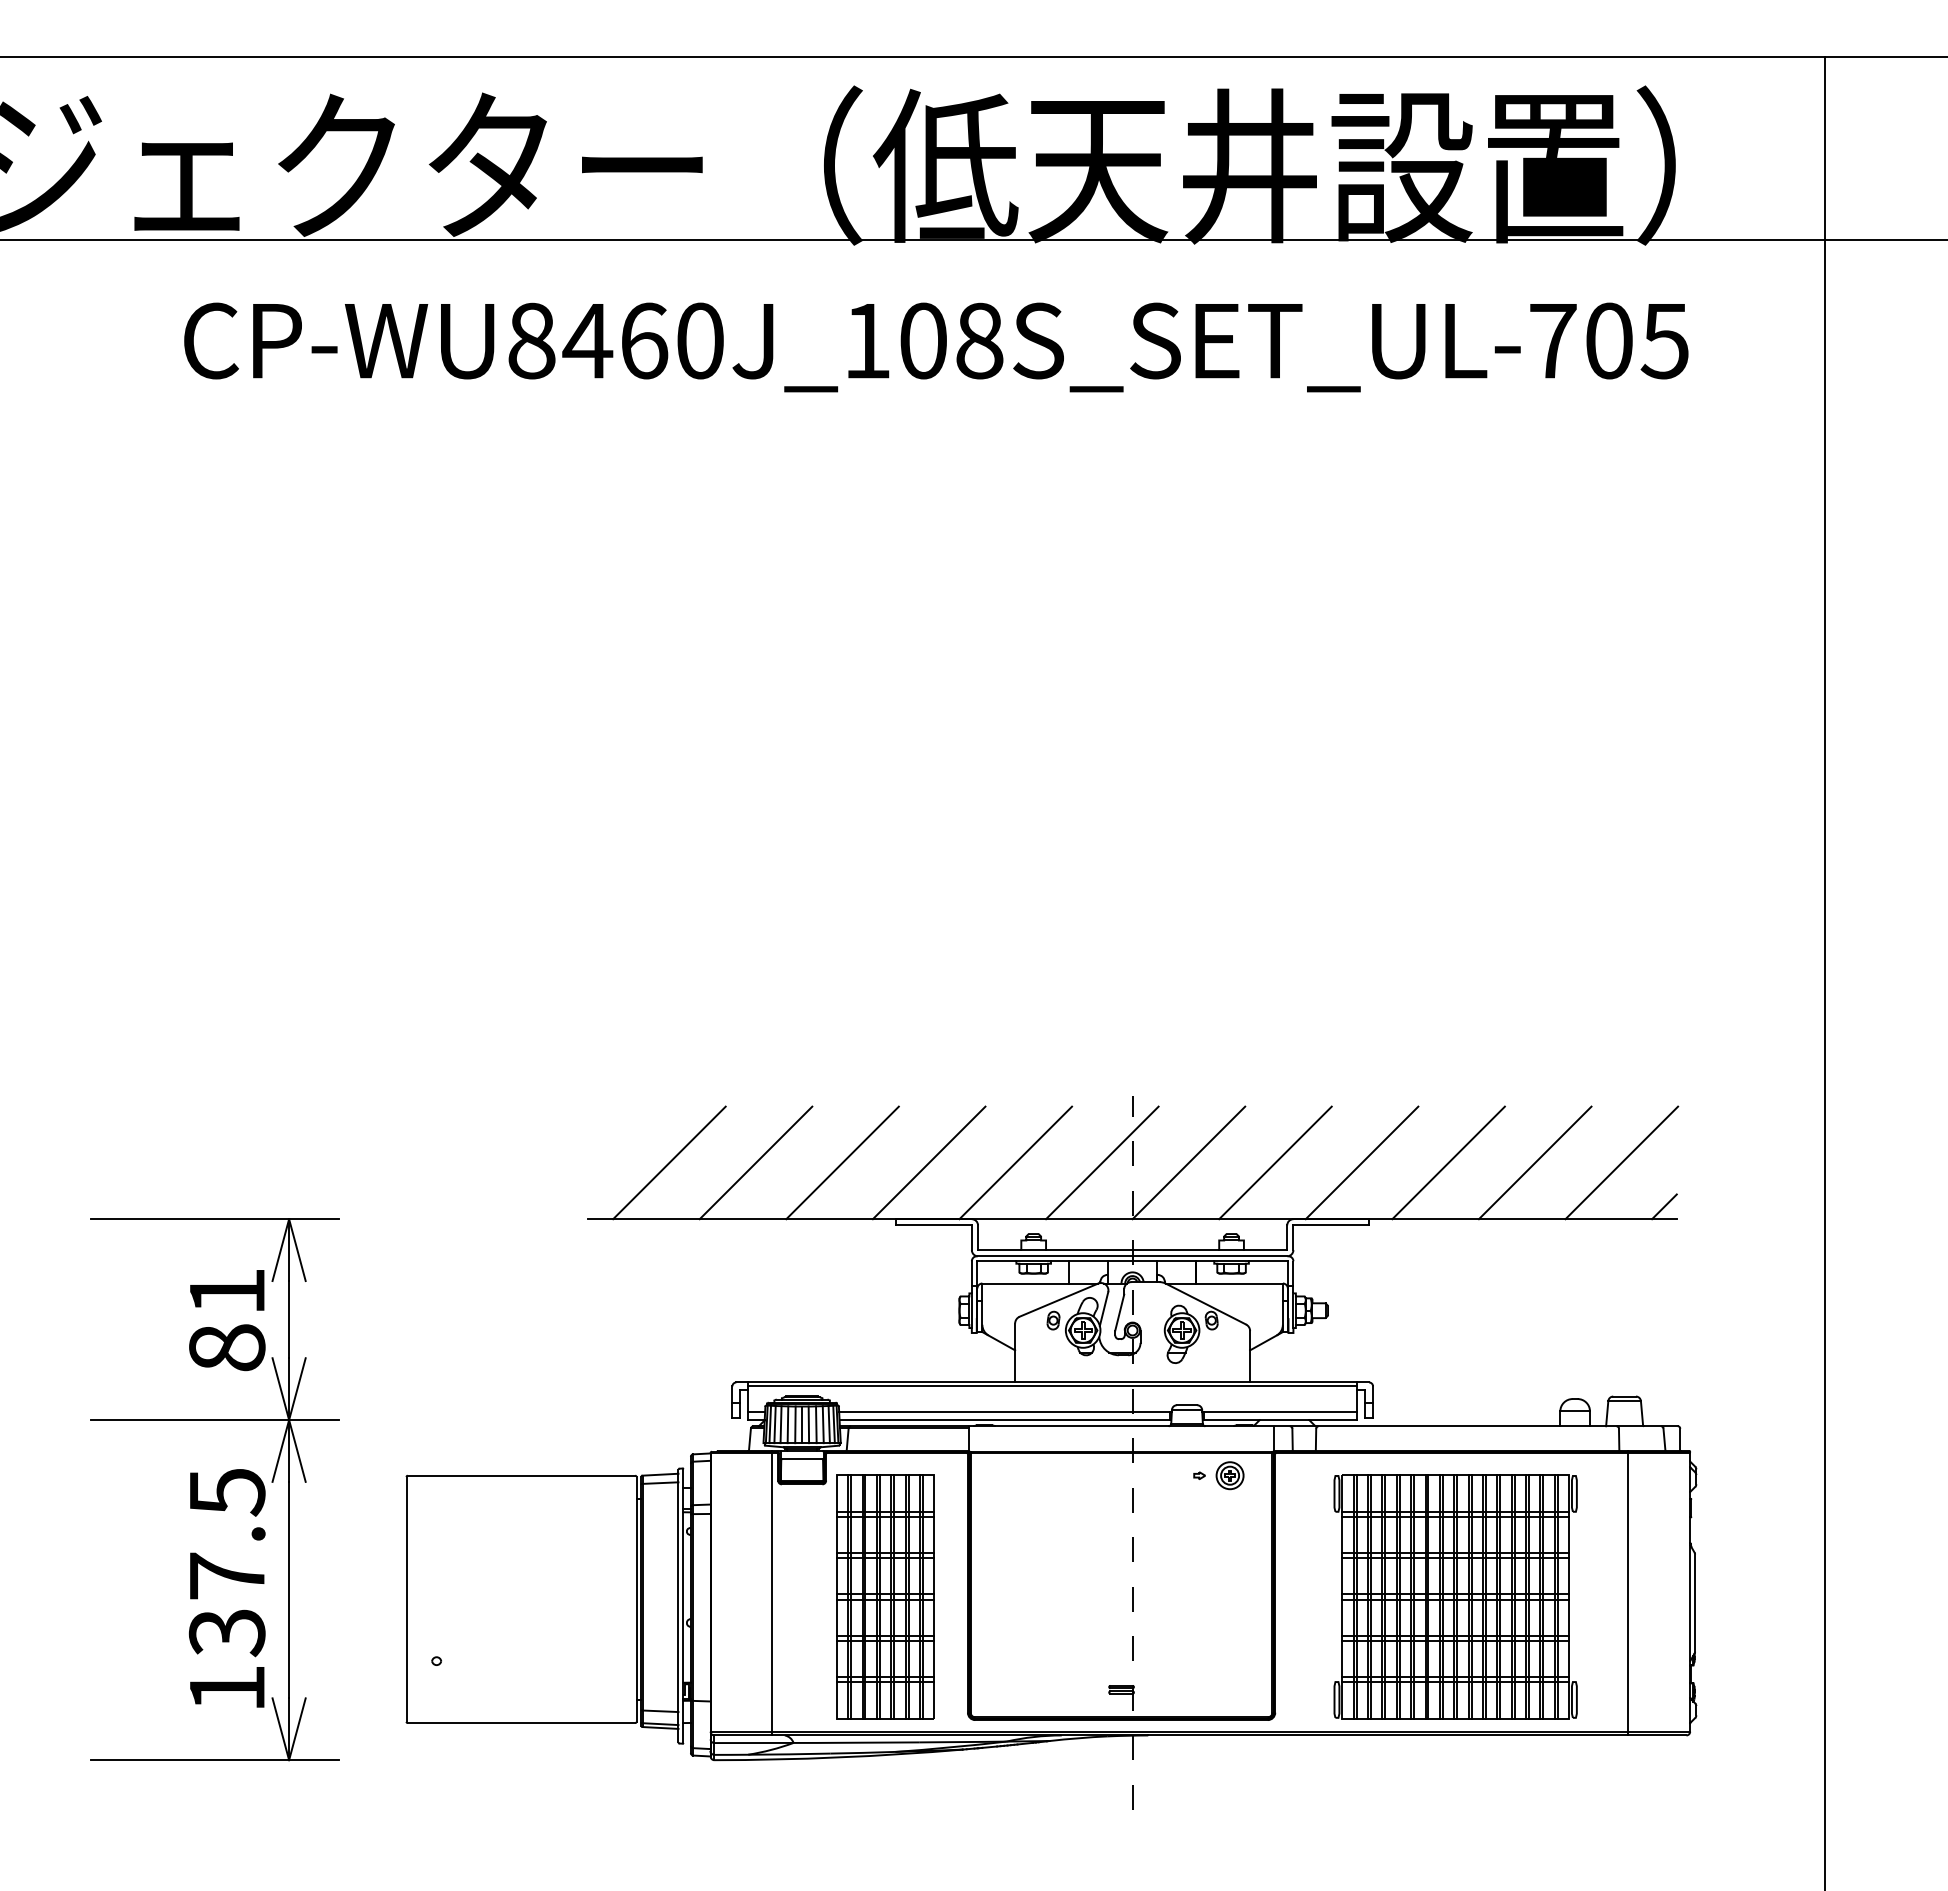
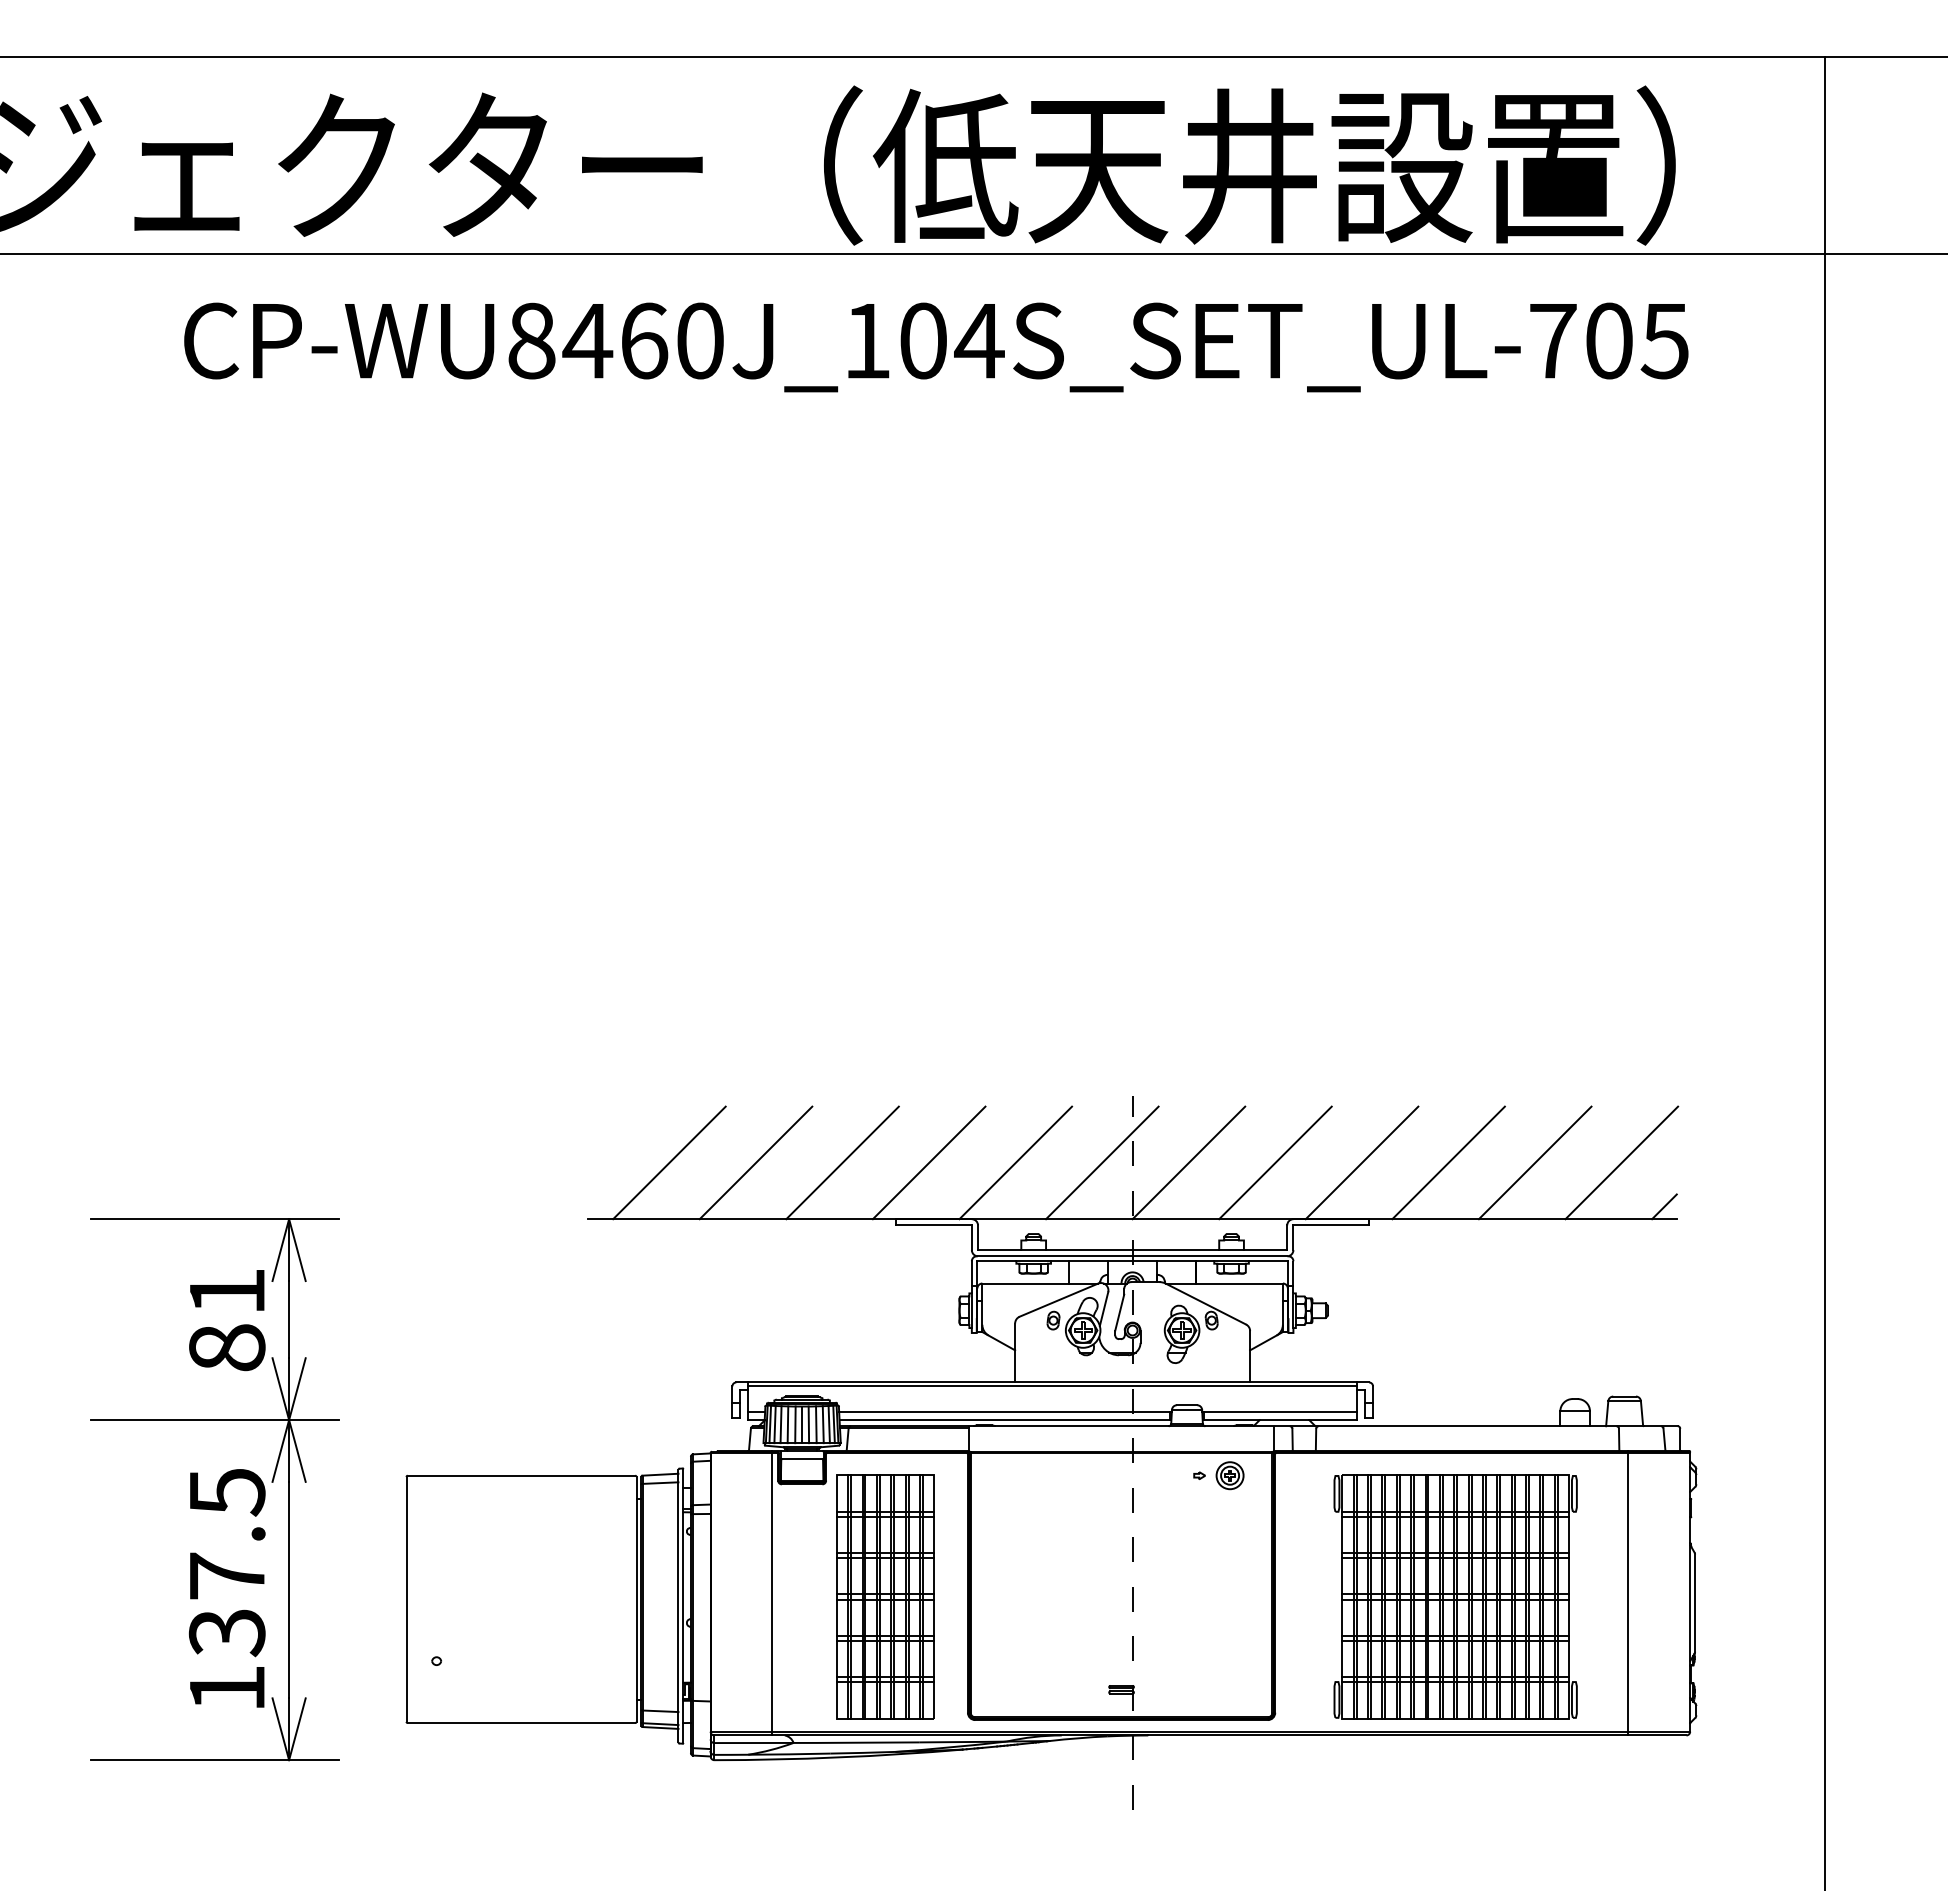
line position: (973, 240) -> (973, 254) (973, 254)
text: CP-WU8460J_108S_SET_UL-705 -> CP-WU8460J_104S_SET_UL-705 (979, 340)
